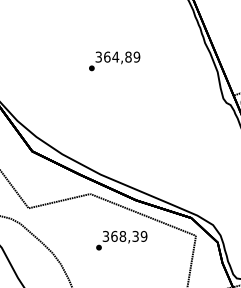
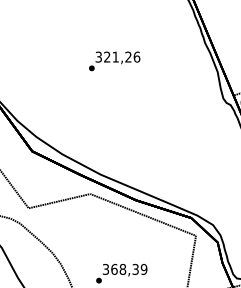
text: 364,89 -> 321,26 (122, 56)
text position: (121, 240) -> (121, 273) (121, 273)
